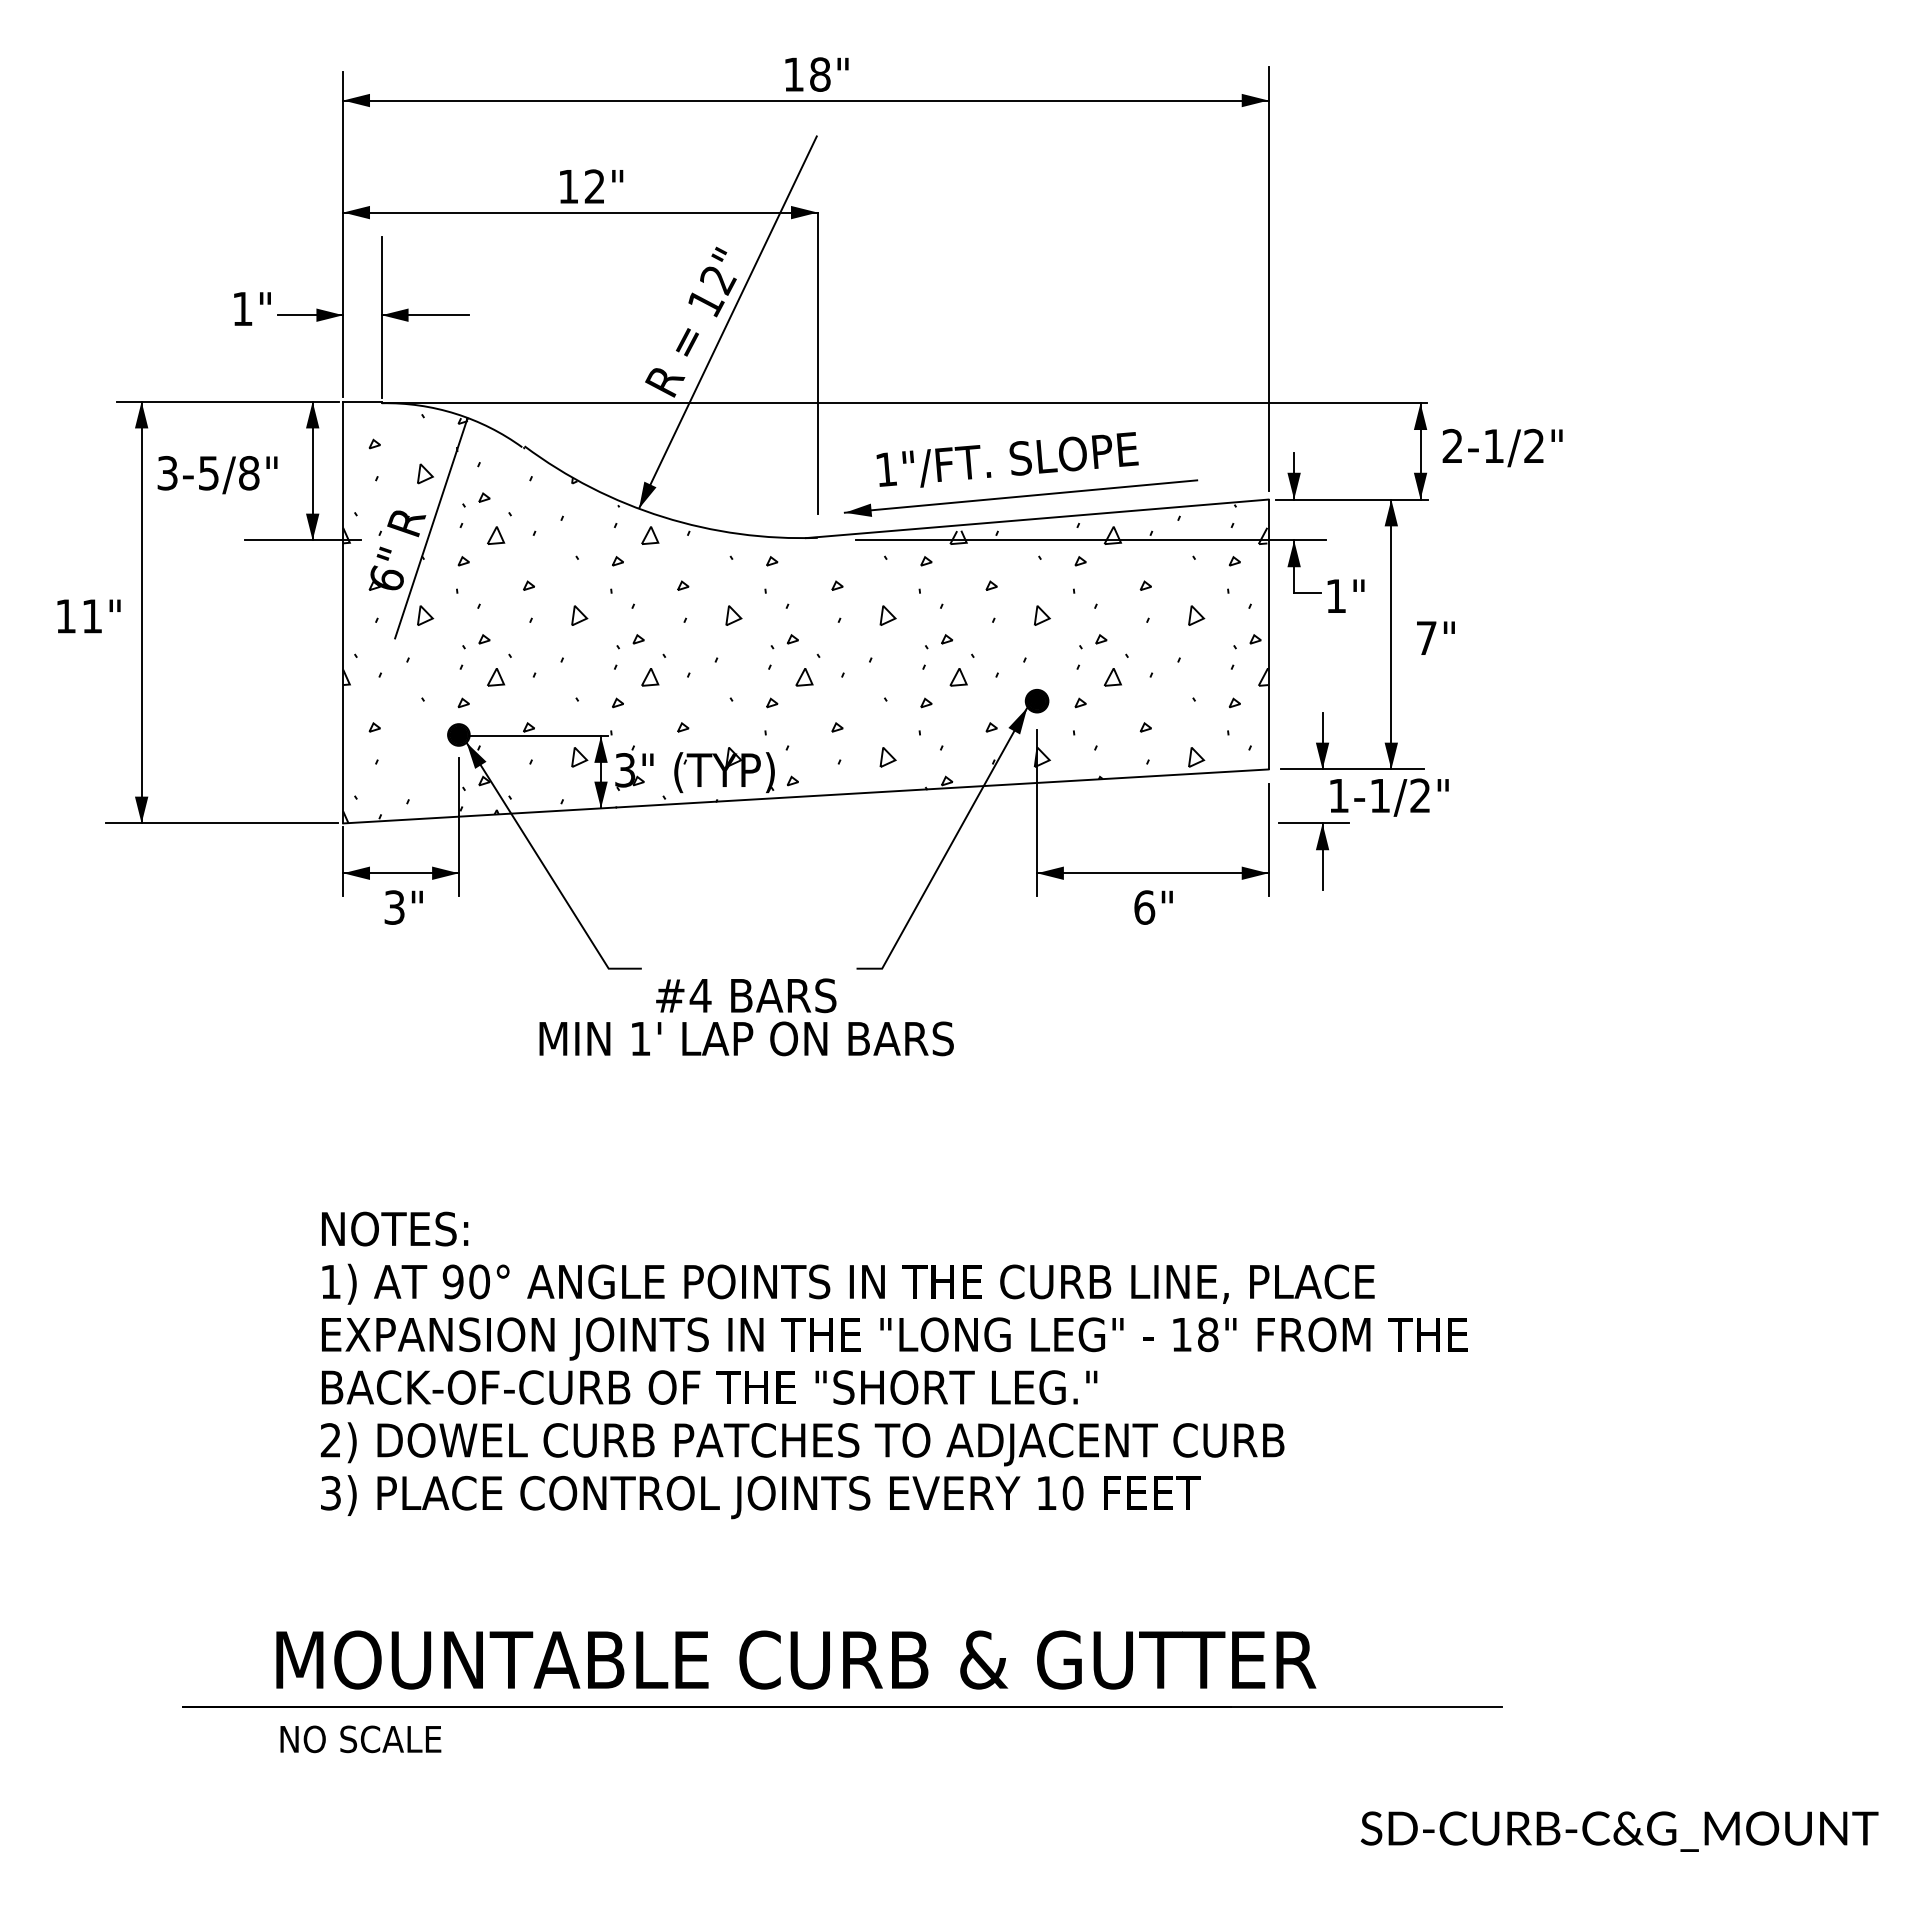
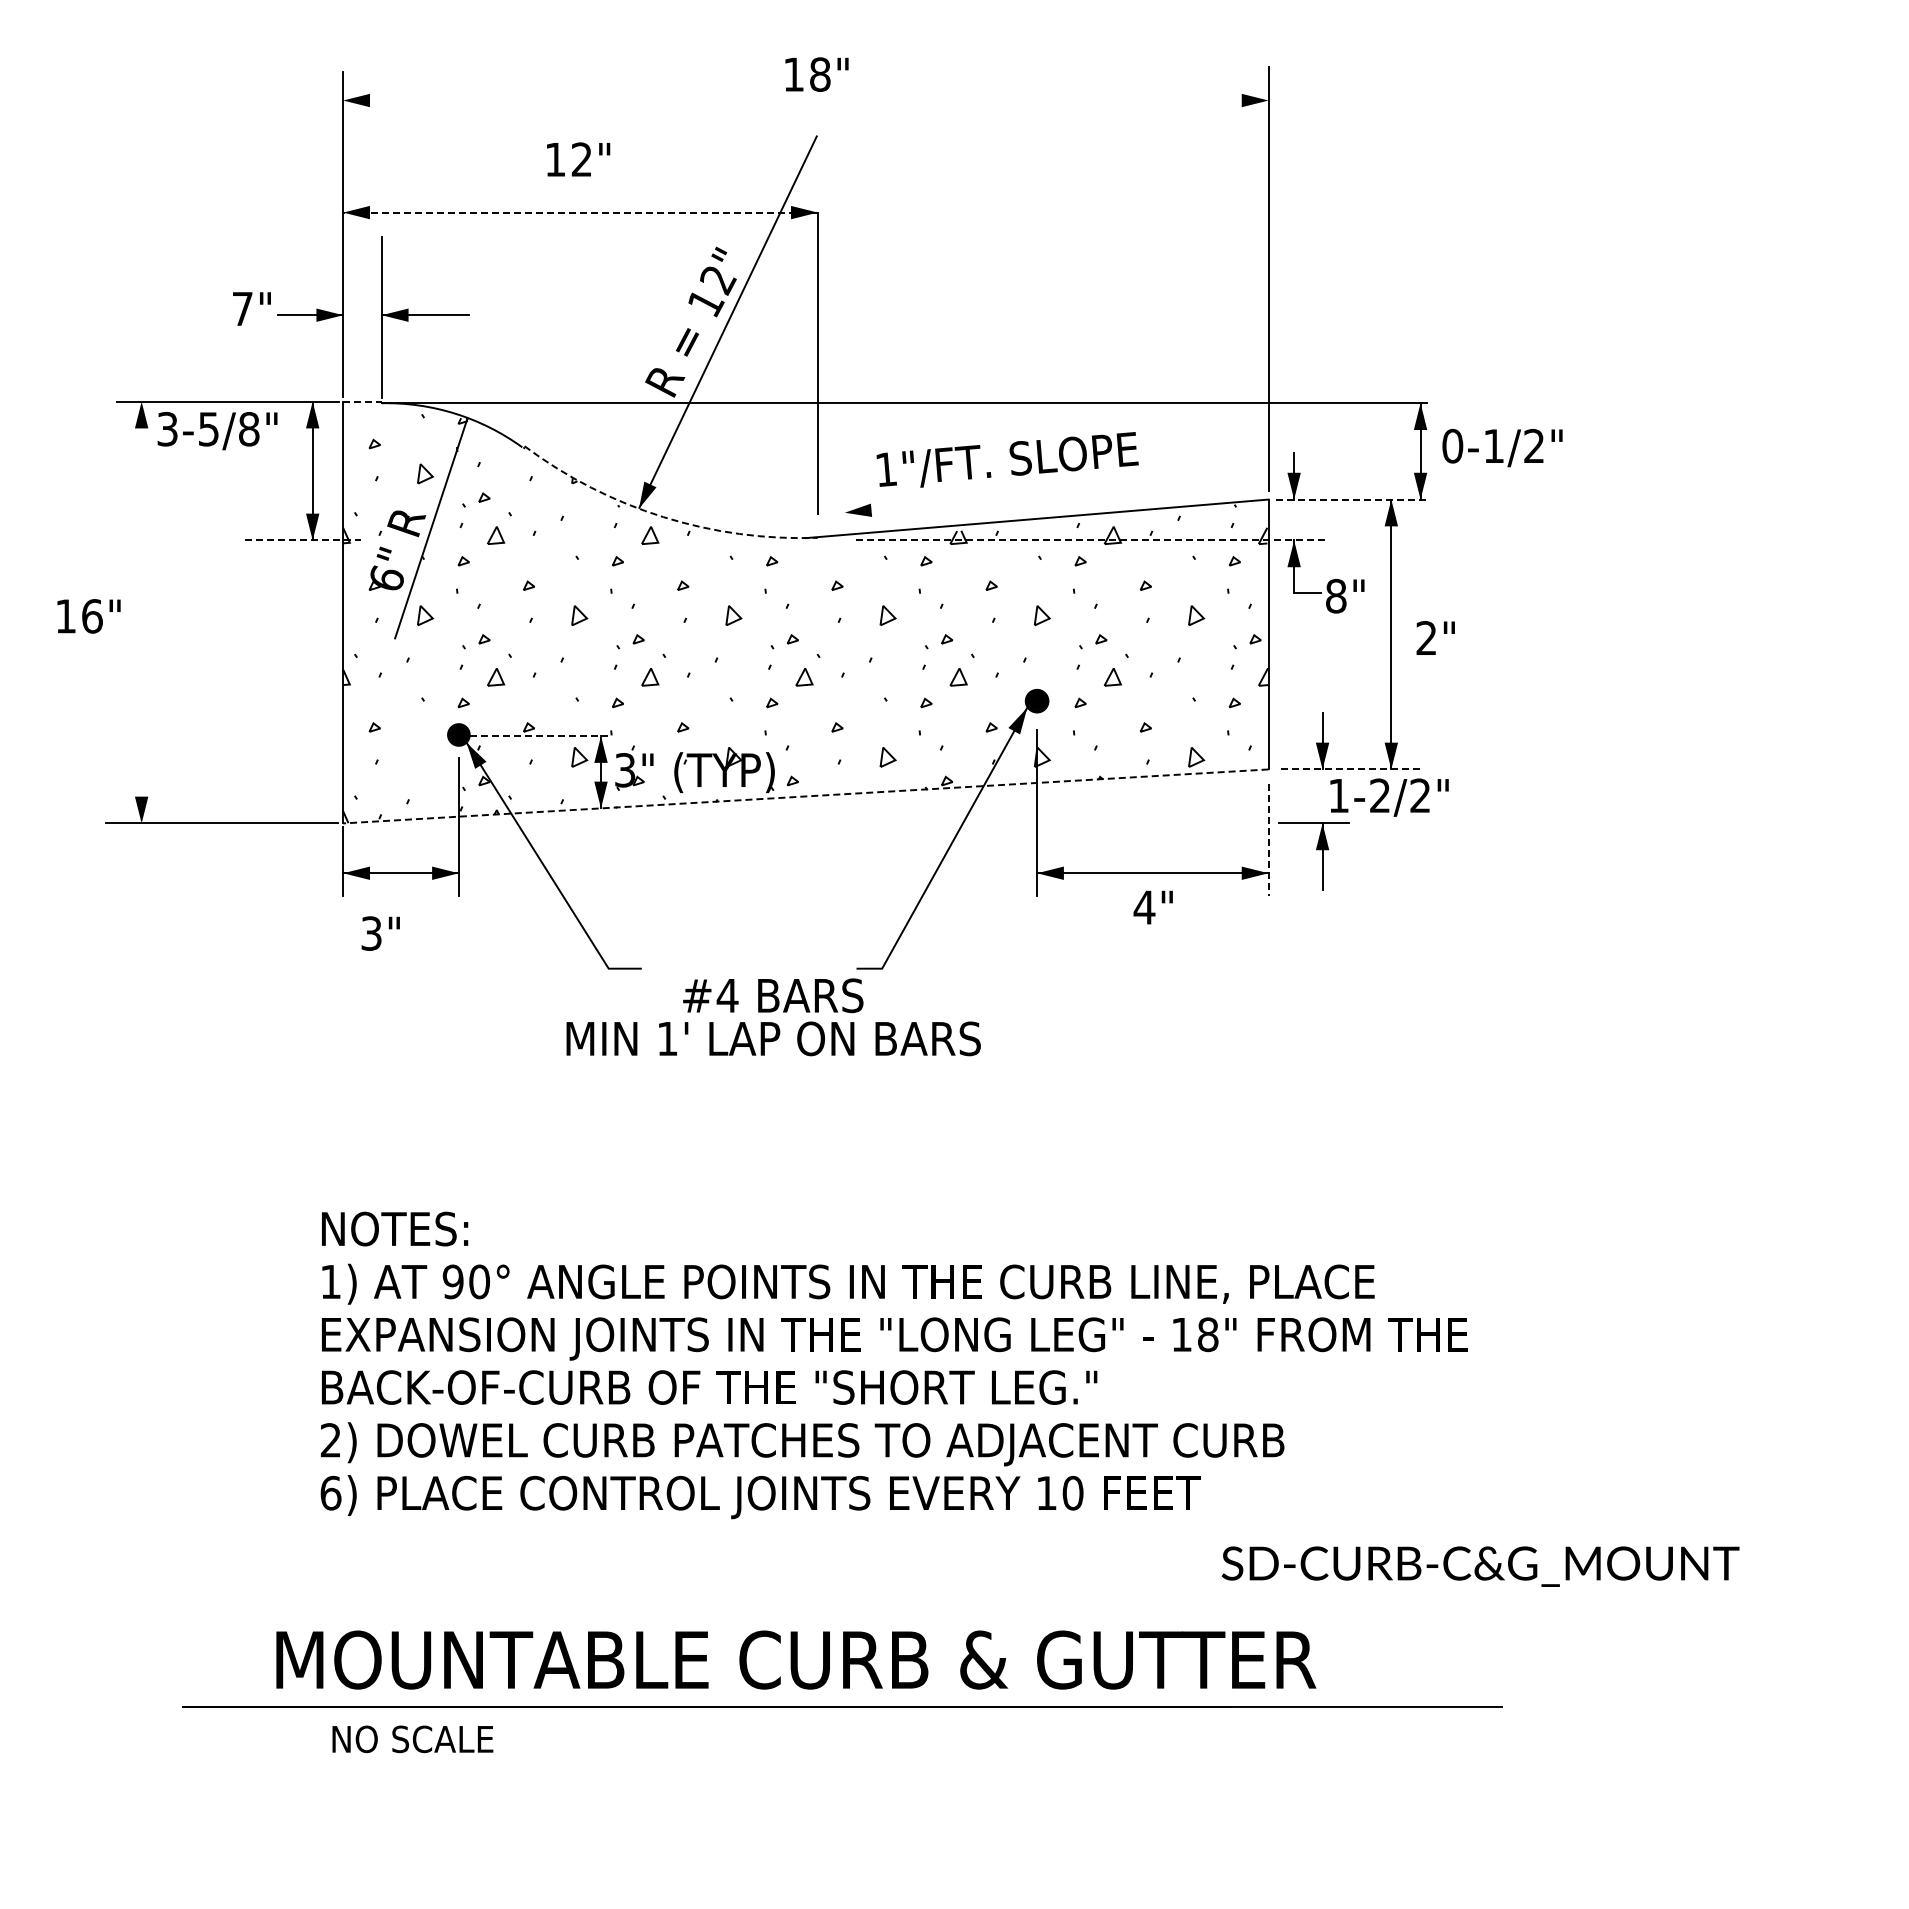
line: present -> none (805, 100)
text position: (591, 186) -> (578, 159) (578, 159)
line: solid -> dashed (580, 212)
text: 1" -> 7" (242, 308)
line: solid -> dashed (363, 401)
text: 2-1/2" -> 0-1/2" (1452, 445)
text position: (217, 475) -> (217, 431) (217, 431)
line: present -> none (1020, 496)
line: solid -> dashed (1352, 499)
arc: solid -> dashed (663, 517)
line: solid -> dashed (302, 540)
line: solid -> dashed (1090, 540)
text: 1" -> 8" (1336, 595)
line: present -> none (141, 612)
text: 11" -> 16" (92, 616)
text: 7" -> 2" (1426, 637)
line: solid -> dashed (539, 736)
line: solid -> dashed (1352, 769)
text: 1-1/2" -> 1-2/2" (1379, 795)
line: solid -> dashed (805, 796)
line: solid -> dashed (1268, 840)
text position: (403, 907) -> (380, 933) (380, 933)
text: 6" -> 4" (1144, 907)
text position: (746, 1017) -> (773, 1017) (773, 1017)
text: 3) -> 6) (330, 1492)
text position: (360, 1739) -> (412, 1739) (412, 1739)
text position: (1619, 1831) -> (1480, 1566) (1480, 1566)
